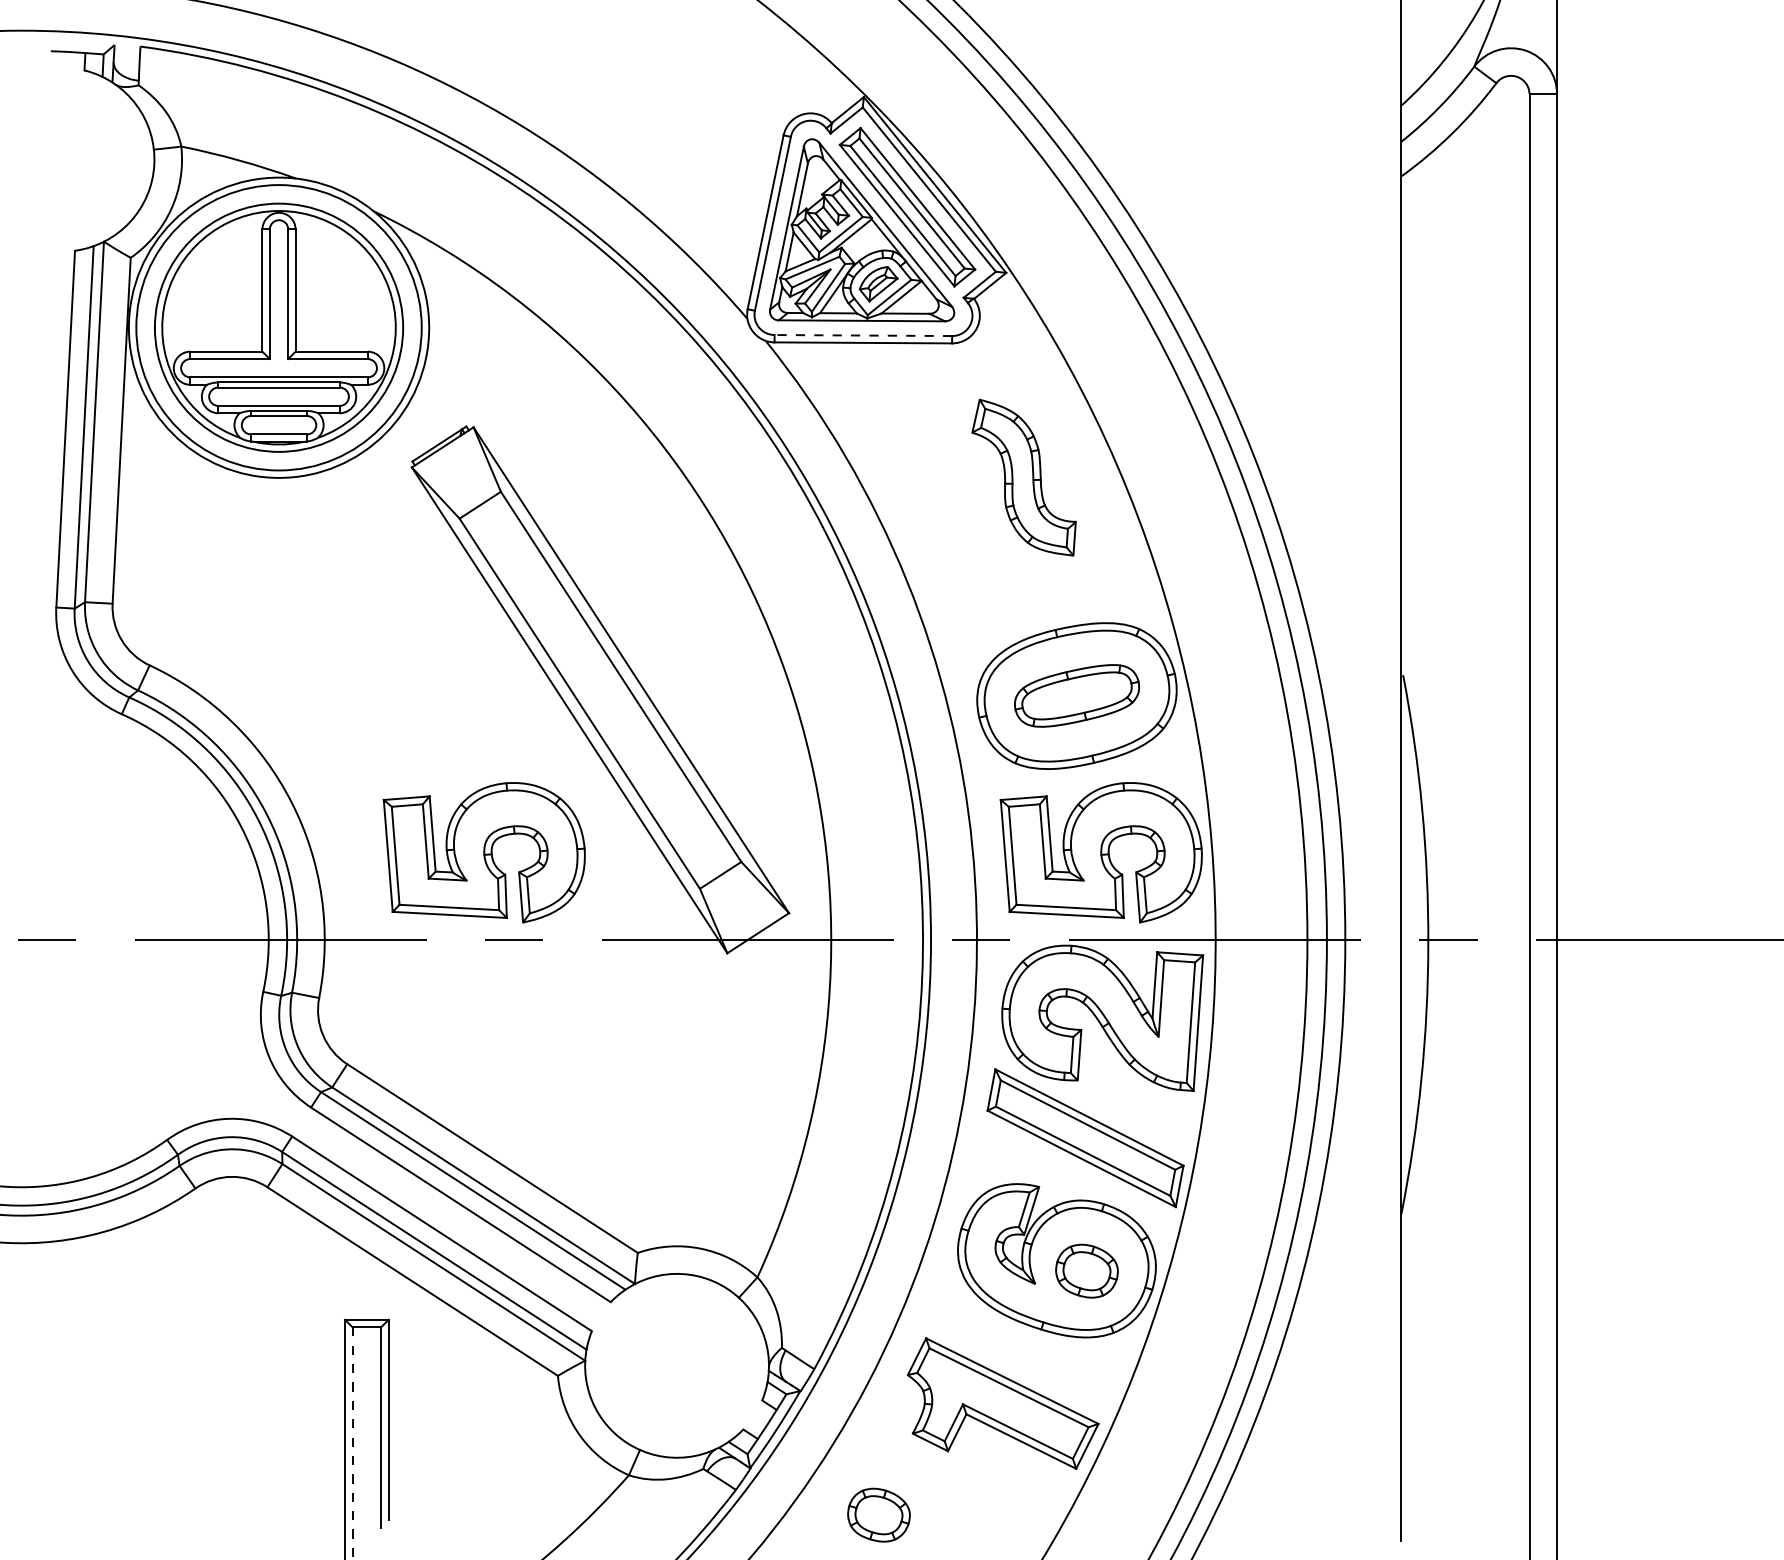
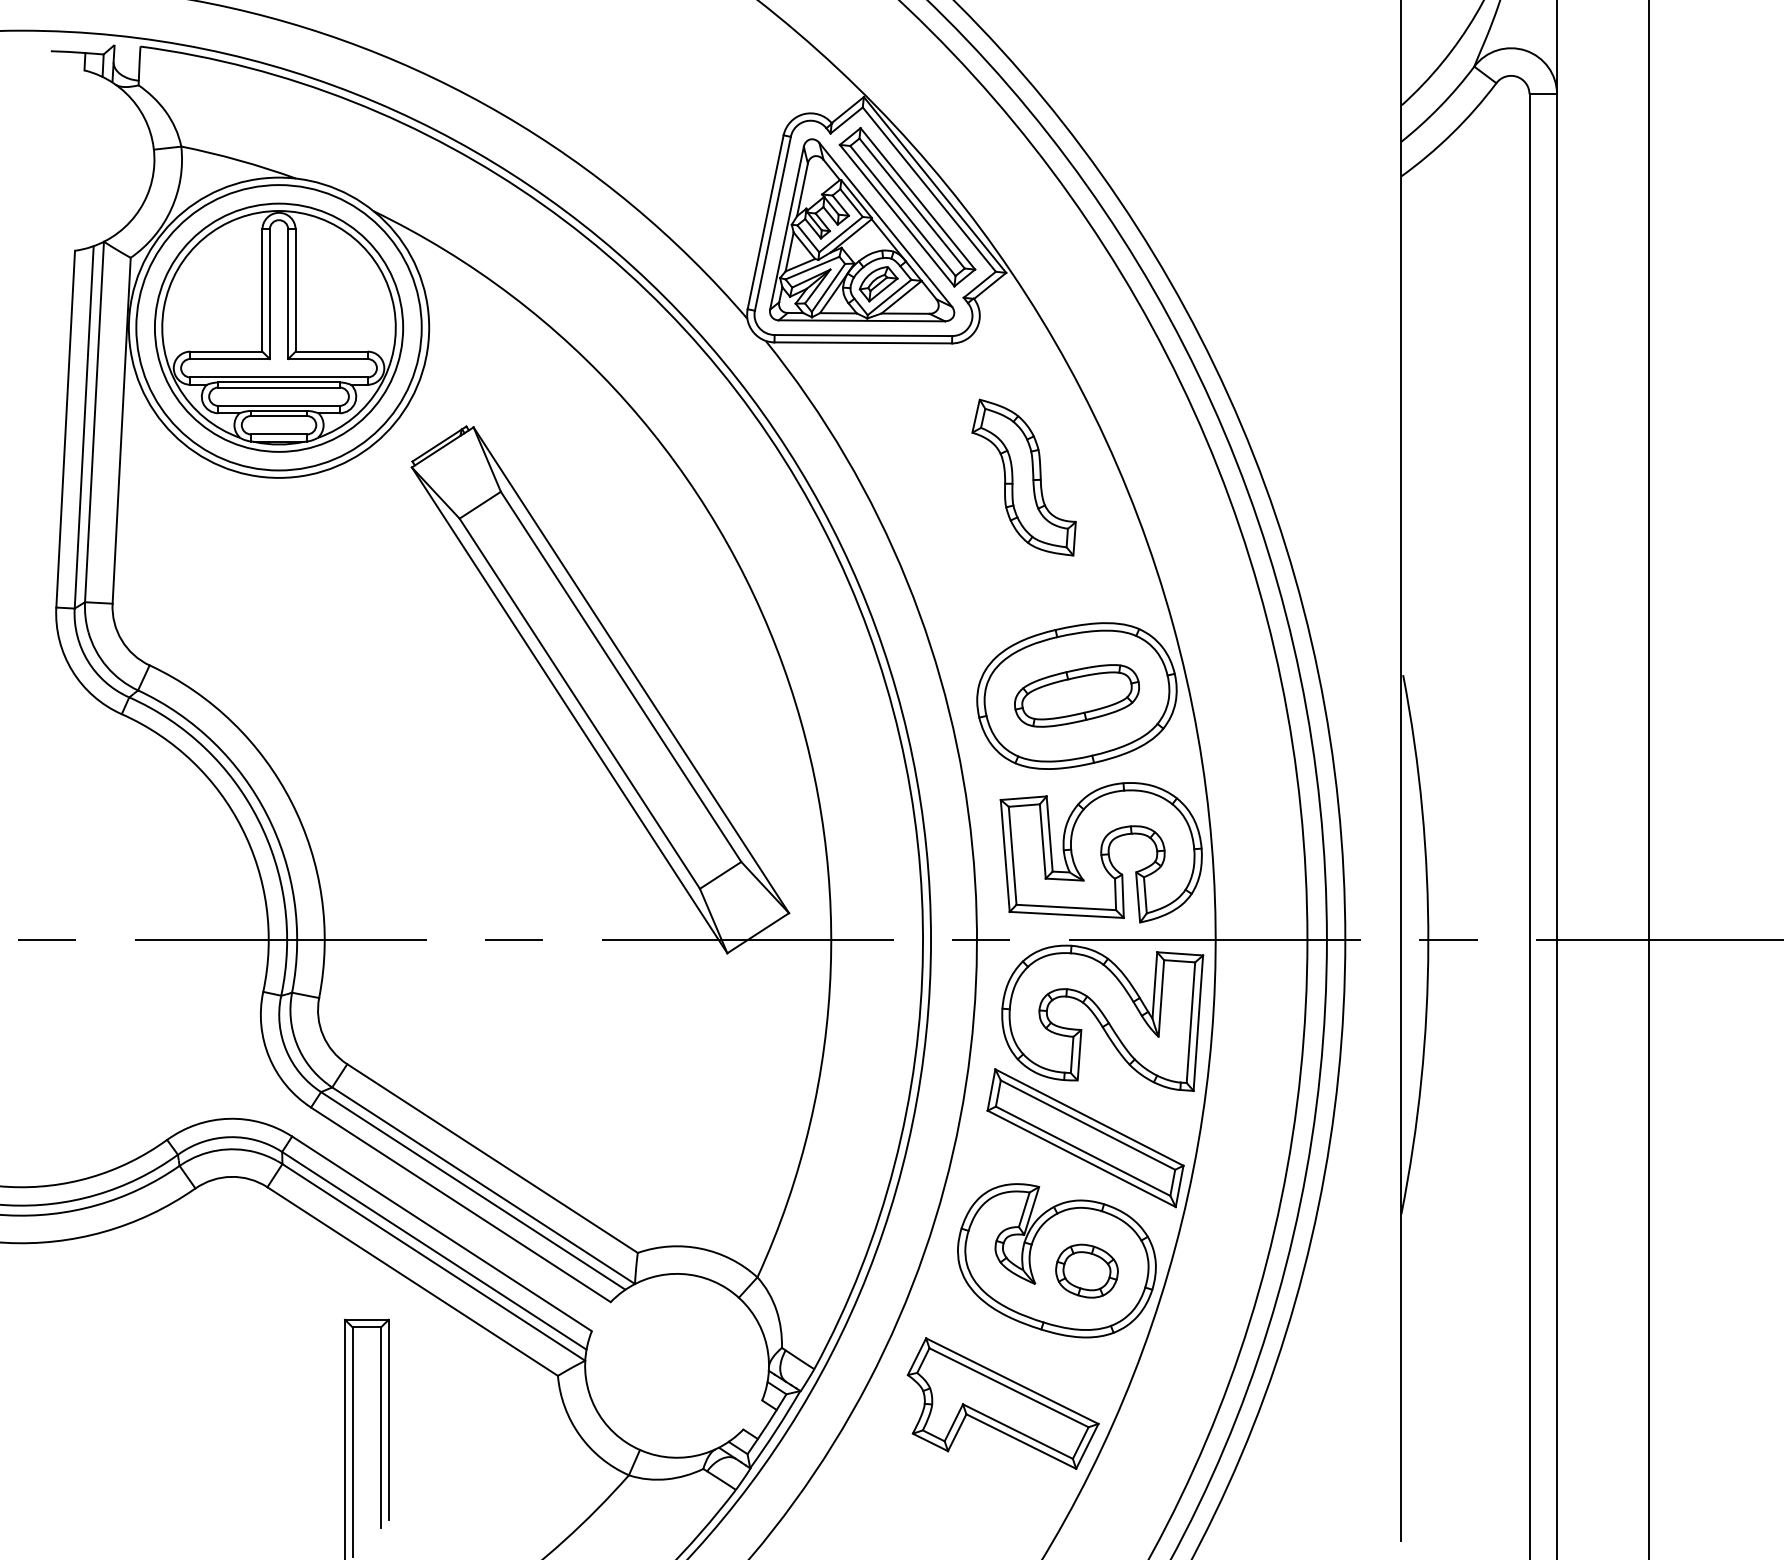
line: dashed -> solid (863, 335)
line: none -> present (1649, 779)
part: present -> none (483, 852)
line: dashed -> solid (352, 1442)
part: present -> none (878, 1514)
